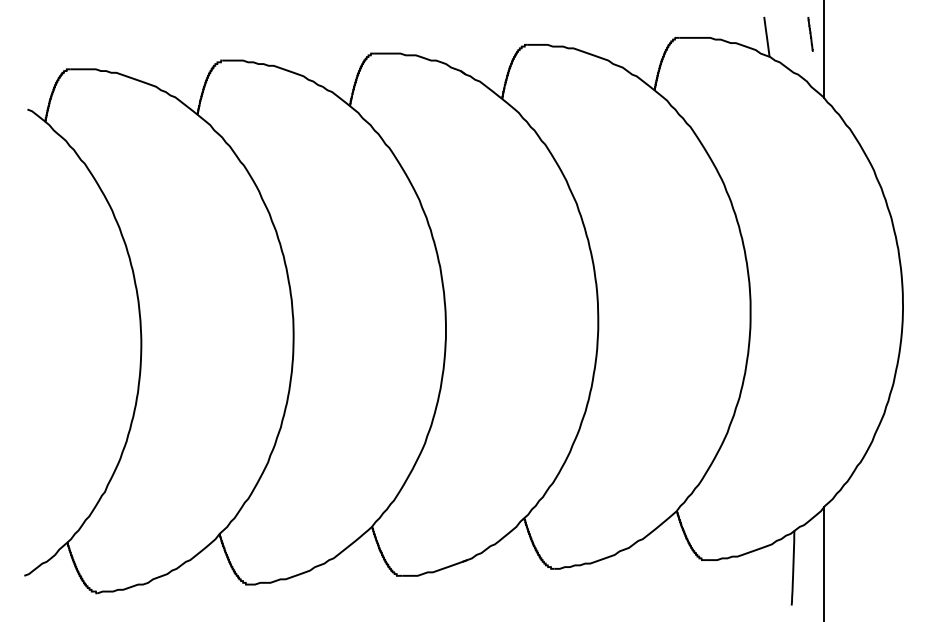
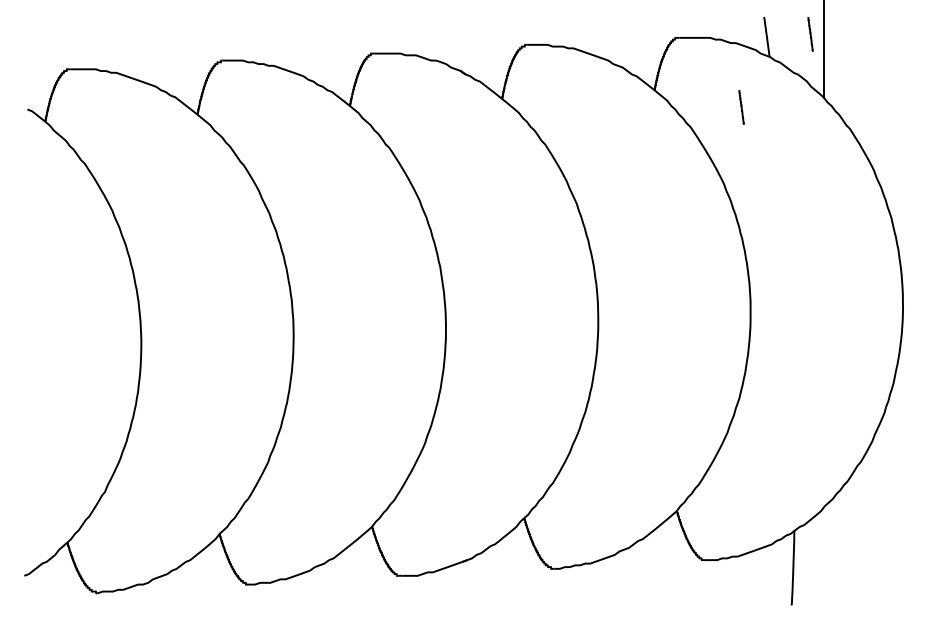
line: none -> present (741, 107)
line: present -> none (824, 562)
